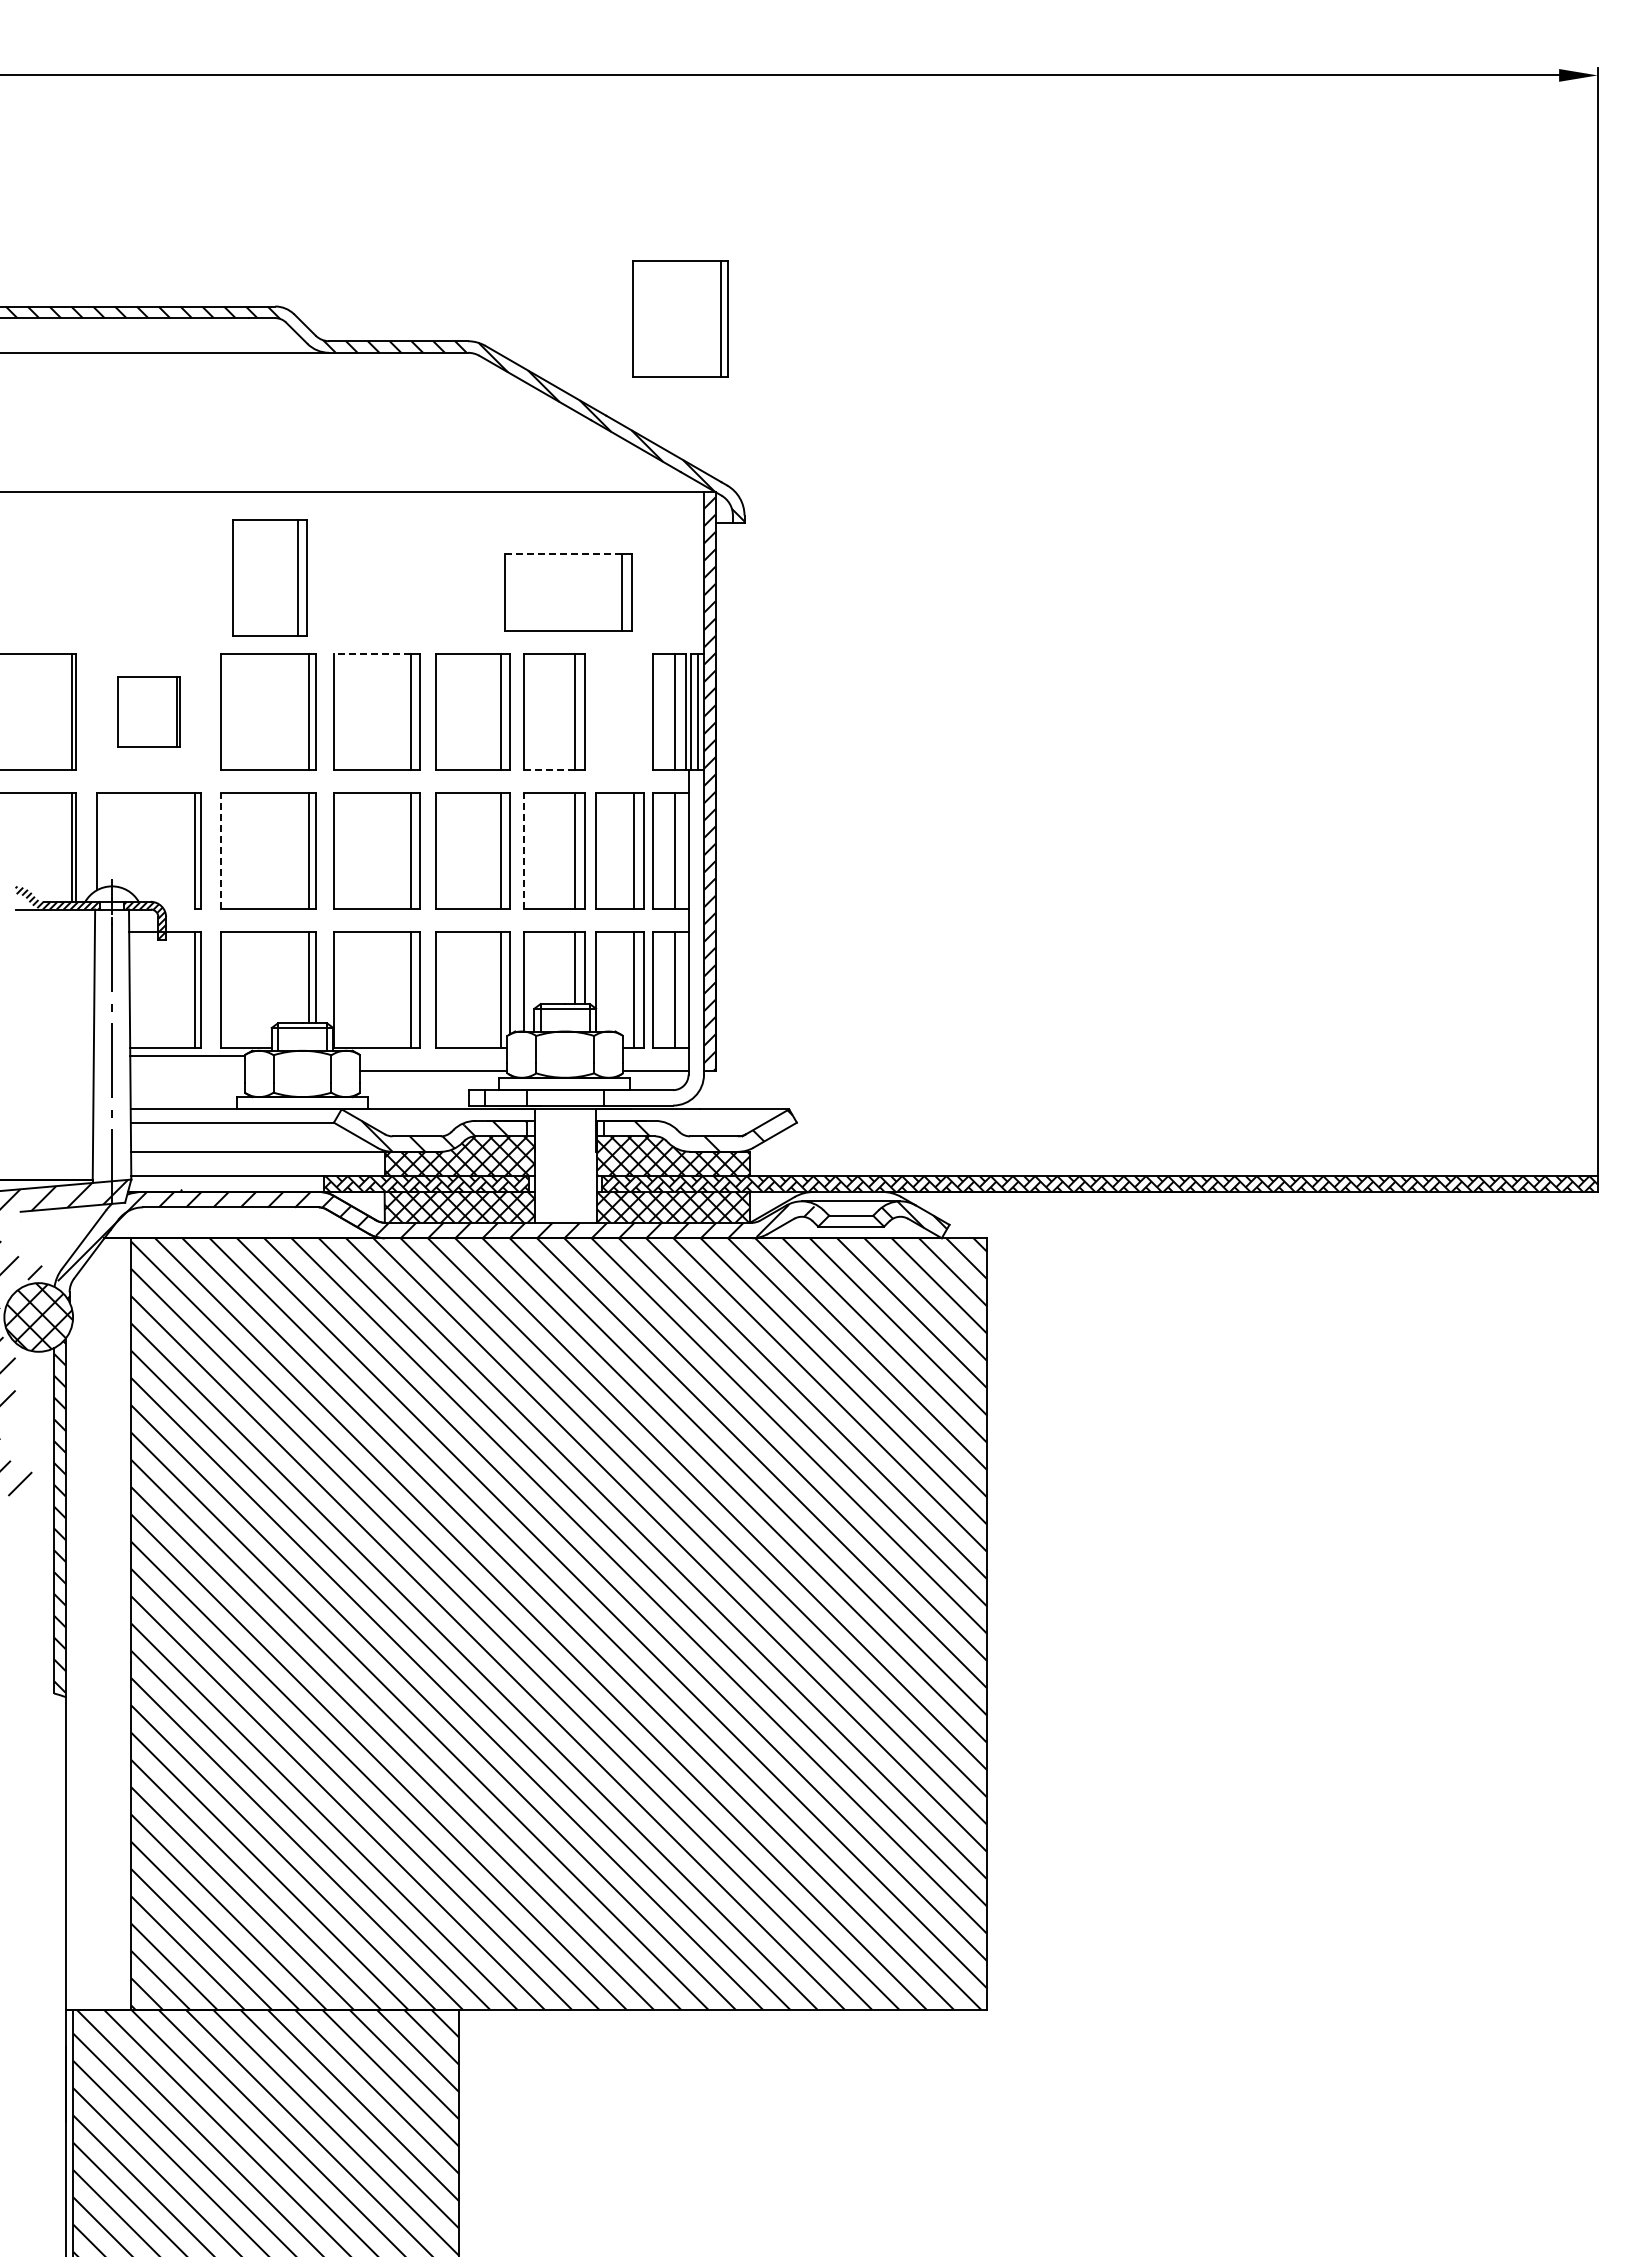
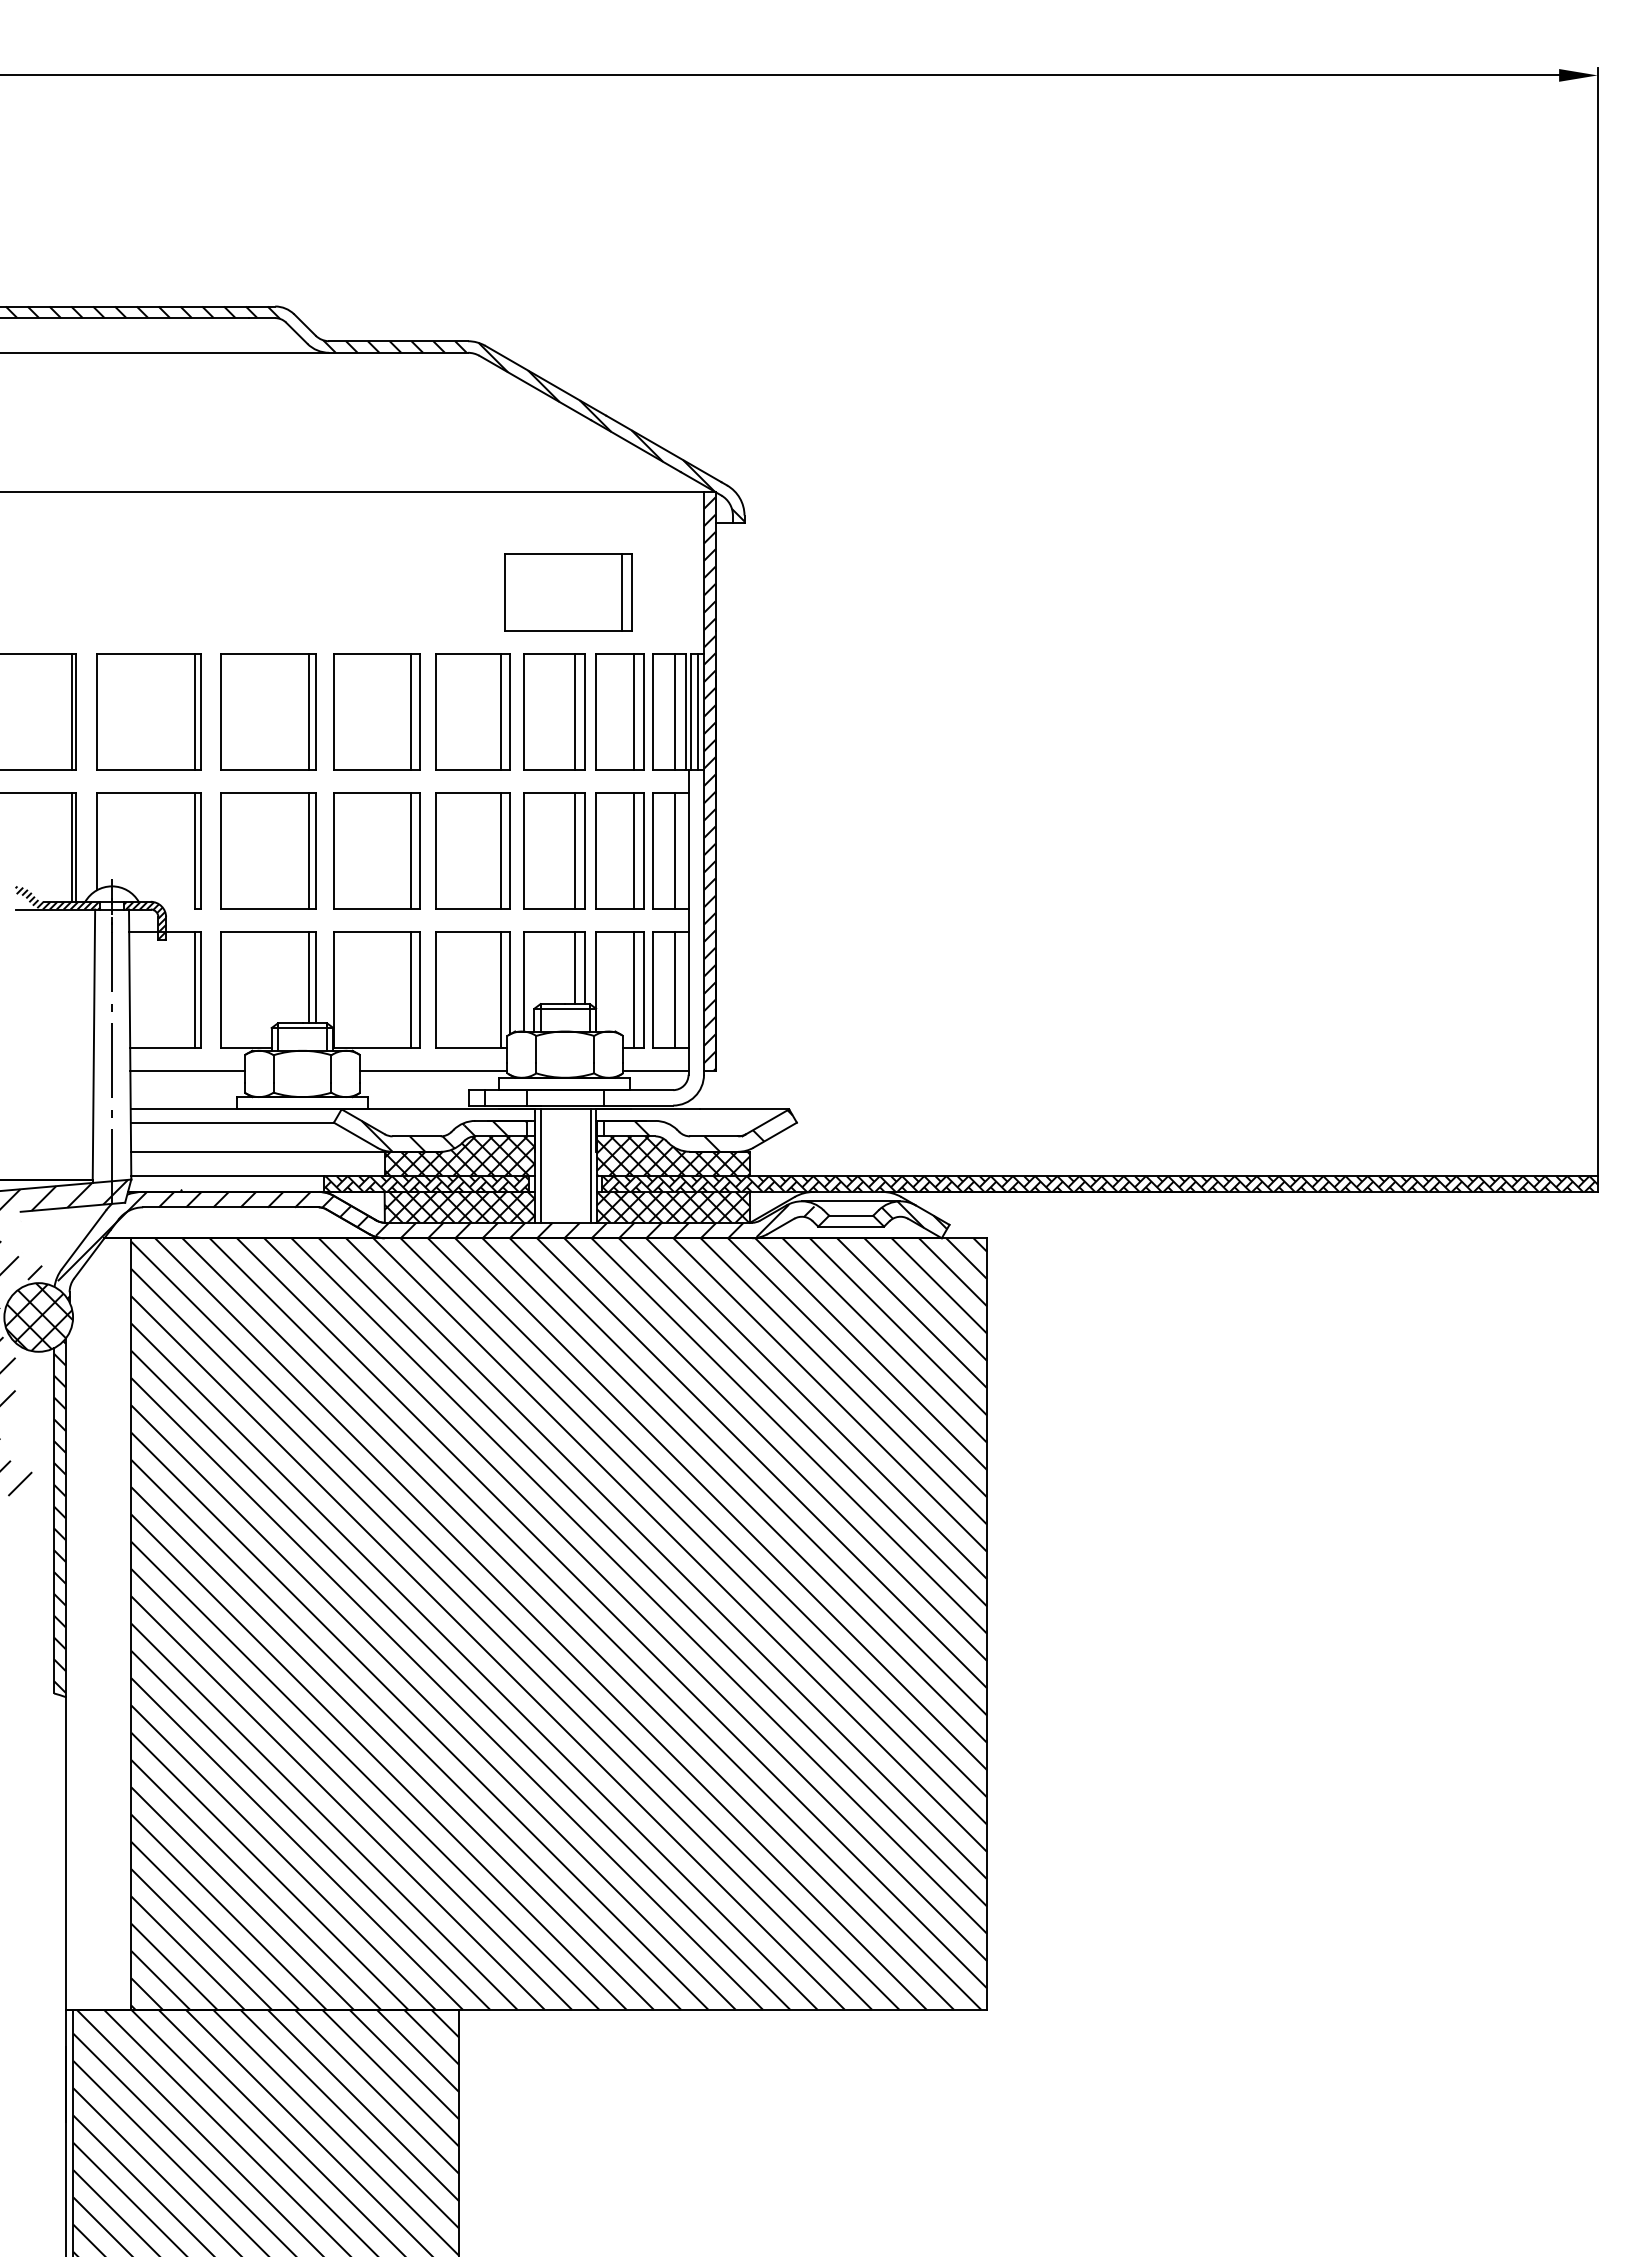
part: present -> none (680, 318)
line: dashed -> solid (563, 553)
part: present -> none (269, 577)
line: dashed -> solid (372, 654)
part size: 64x72 px -> 106x118 px (148, 711)
part: none -> present (619, 711)
line: dashed -> solid (549, 769)
line: dashed -> solid (220, 850)
line: dashed -> solid (523, 850)
line position: (187, 1055) -> (187, 1070) (187, 1070)
line: none -> present (541, 1165)
line: none -> present (590, 1165)
